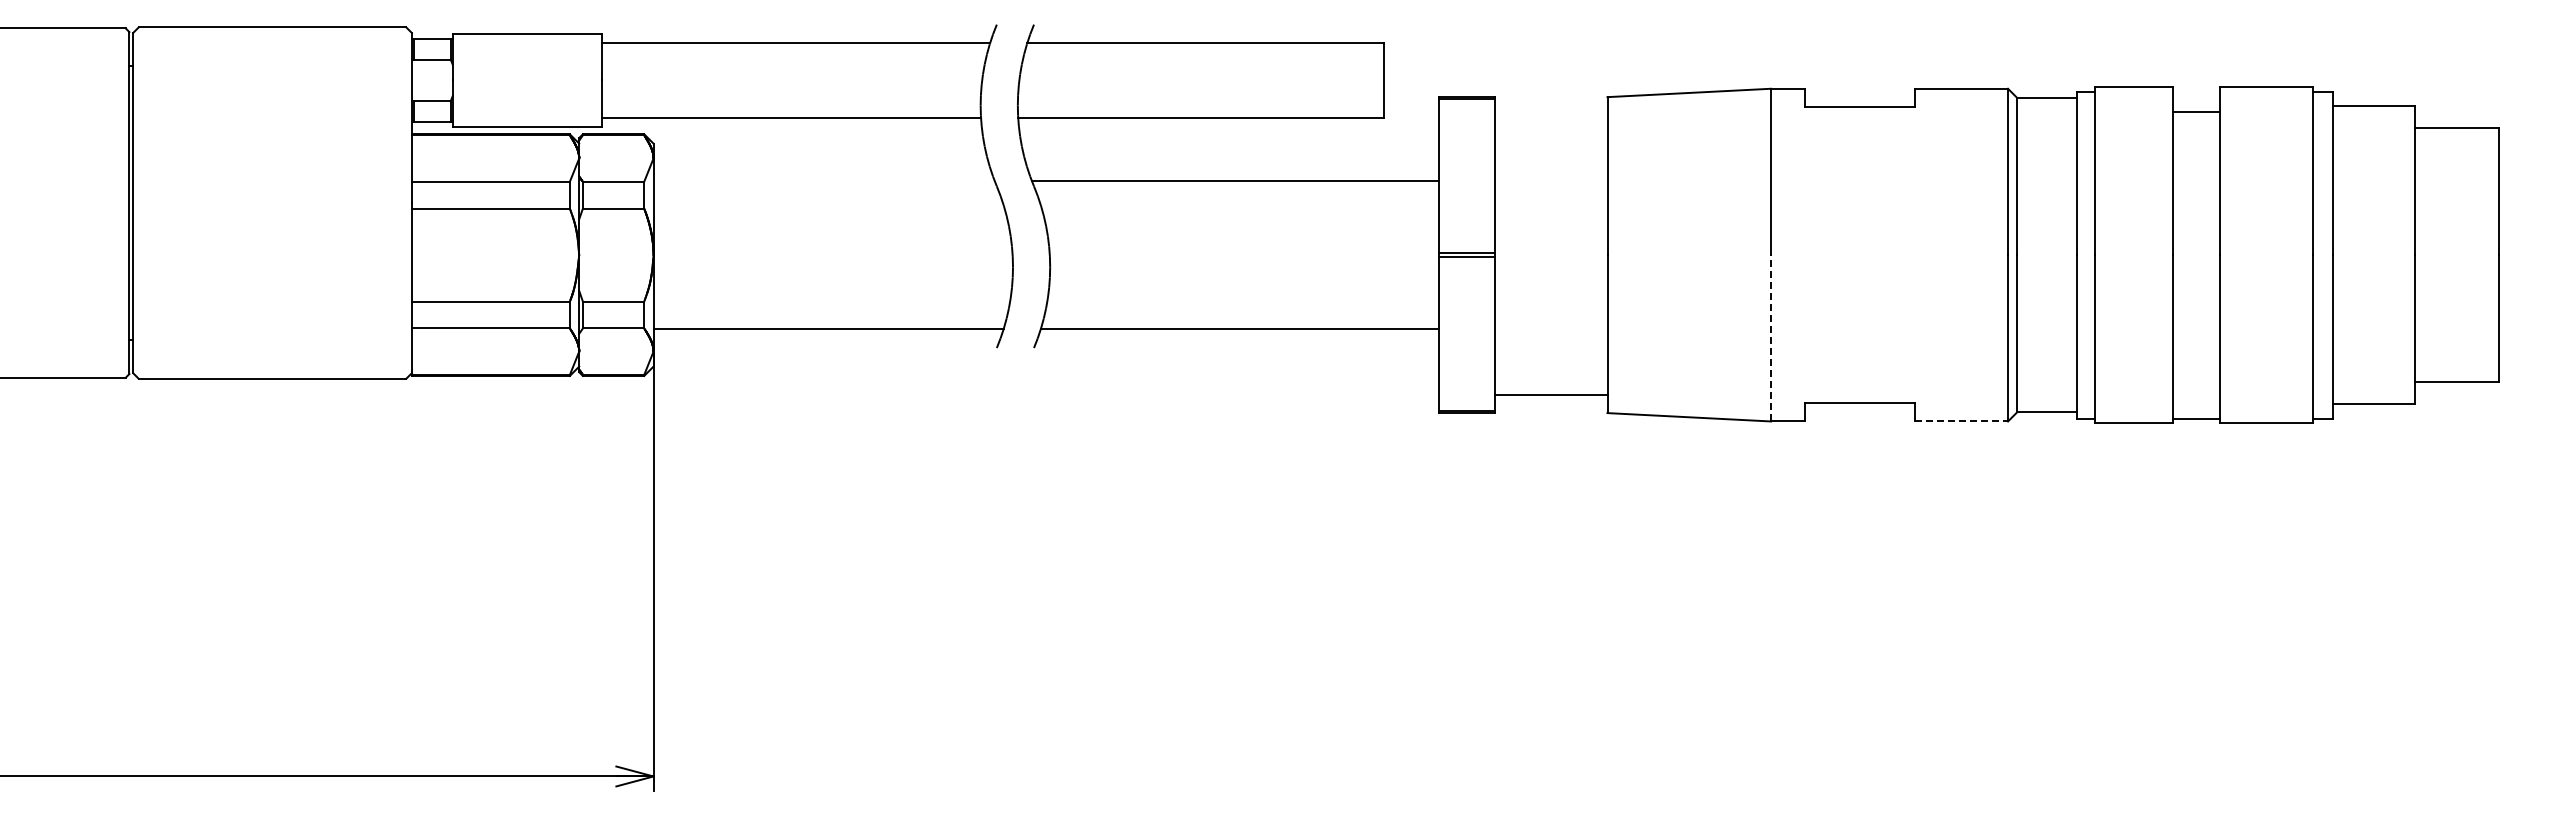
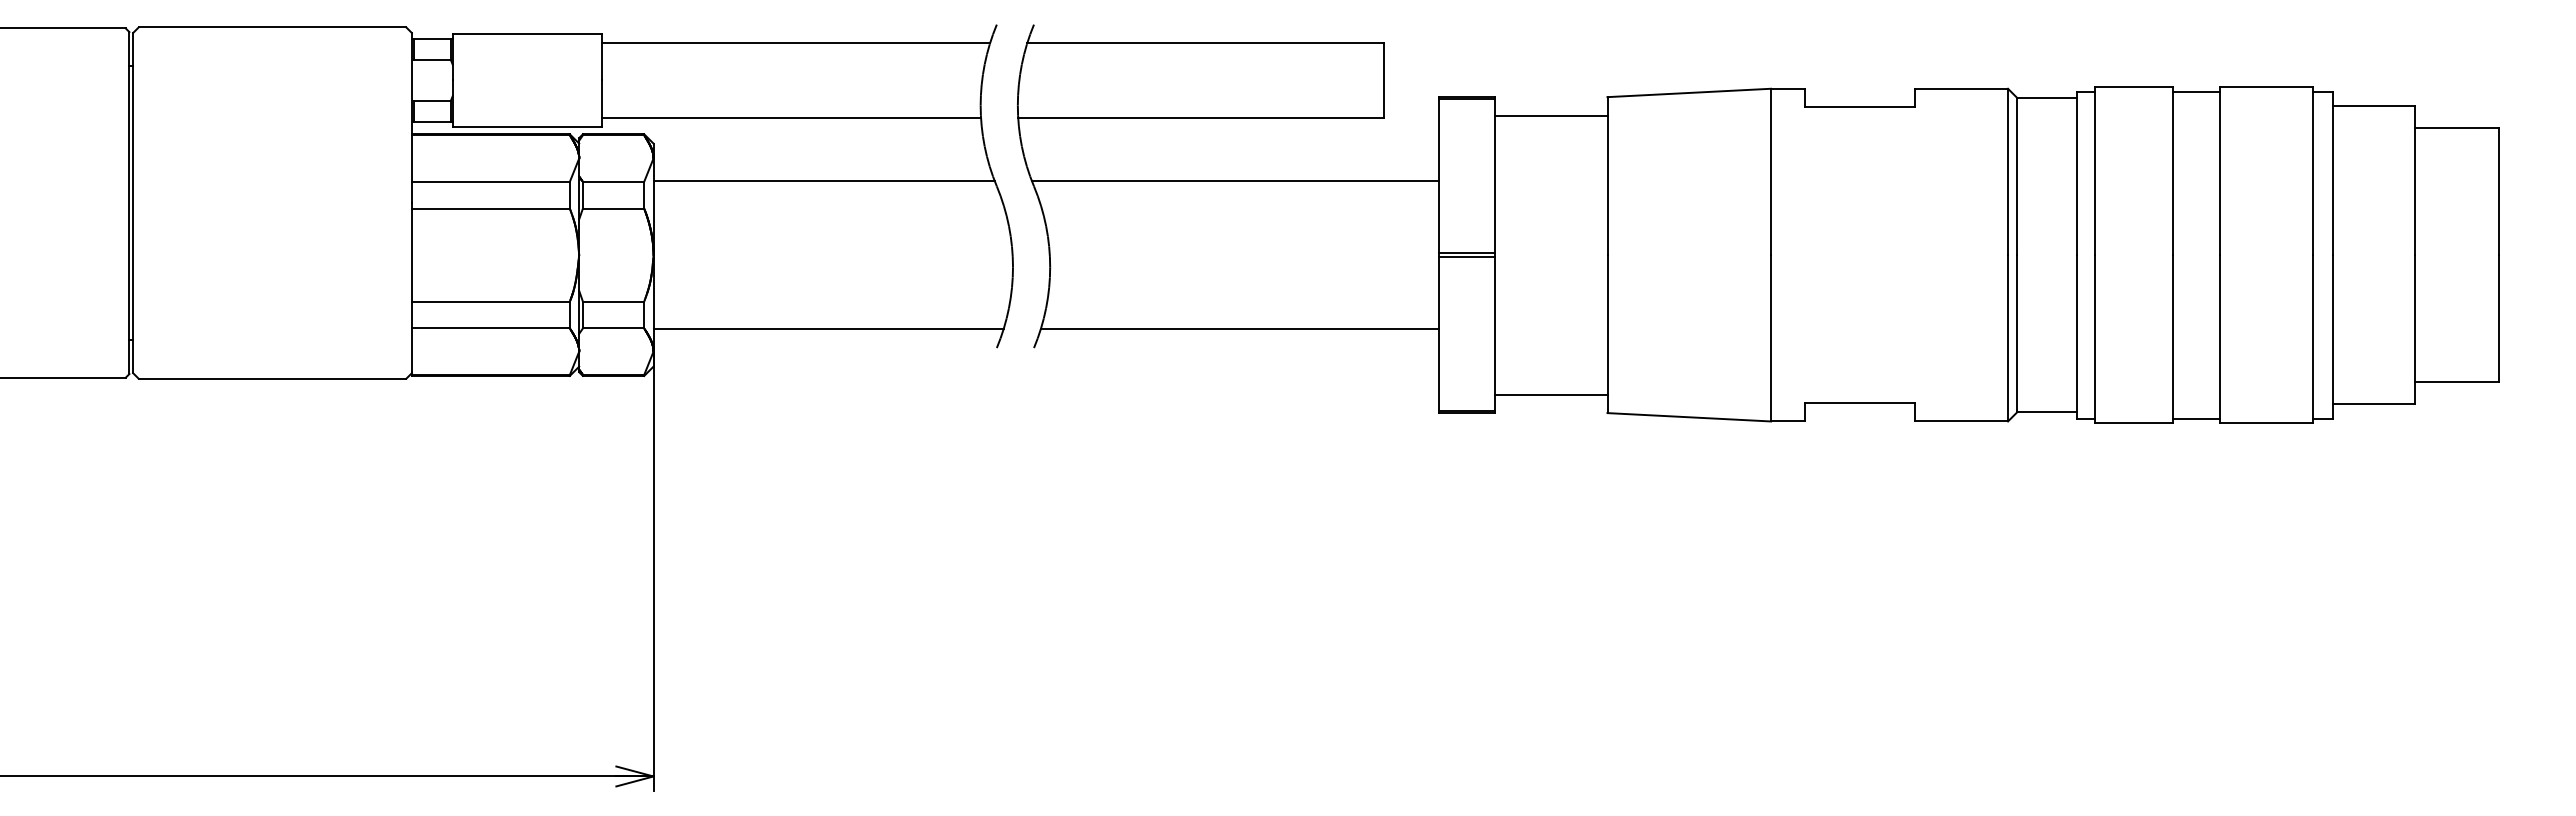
line position: (2196, 111) -> (2196, 91) (2196, 91)
line: none -> present (1551, 115)
line: none -> present (823, 180)
line: dashed -> solid (1771, 337)
line: dashed -> solid (1962, 421)
